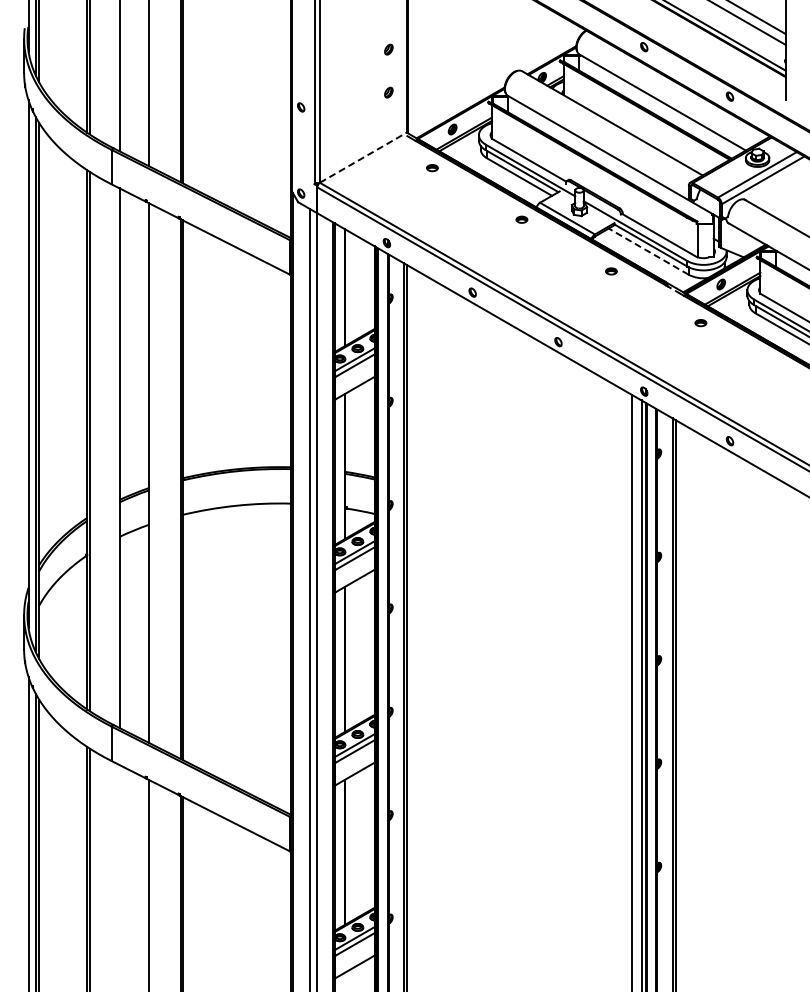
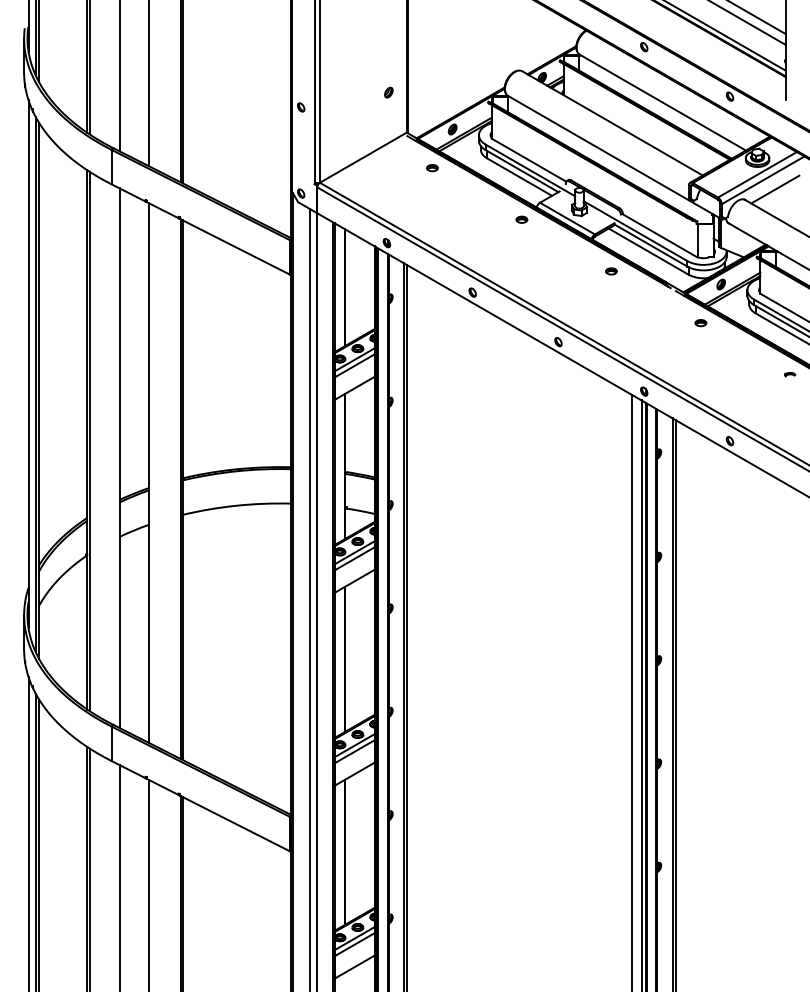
part: present -> none (388, 49)
line: dashed -> solid (363, 157)
line: none -> present (775, 189)
line: dashed -> solid (648, 251)
part: none -> present (790, 374)
line: none -> present (119, 876)
